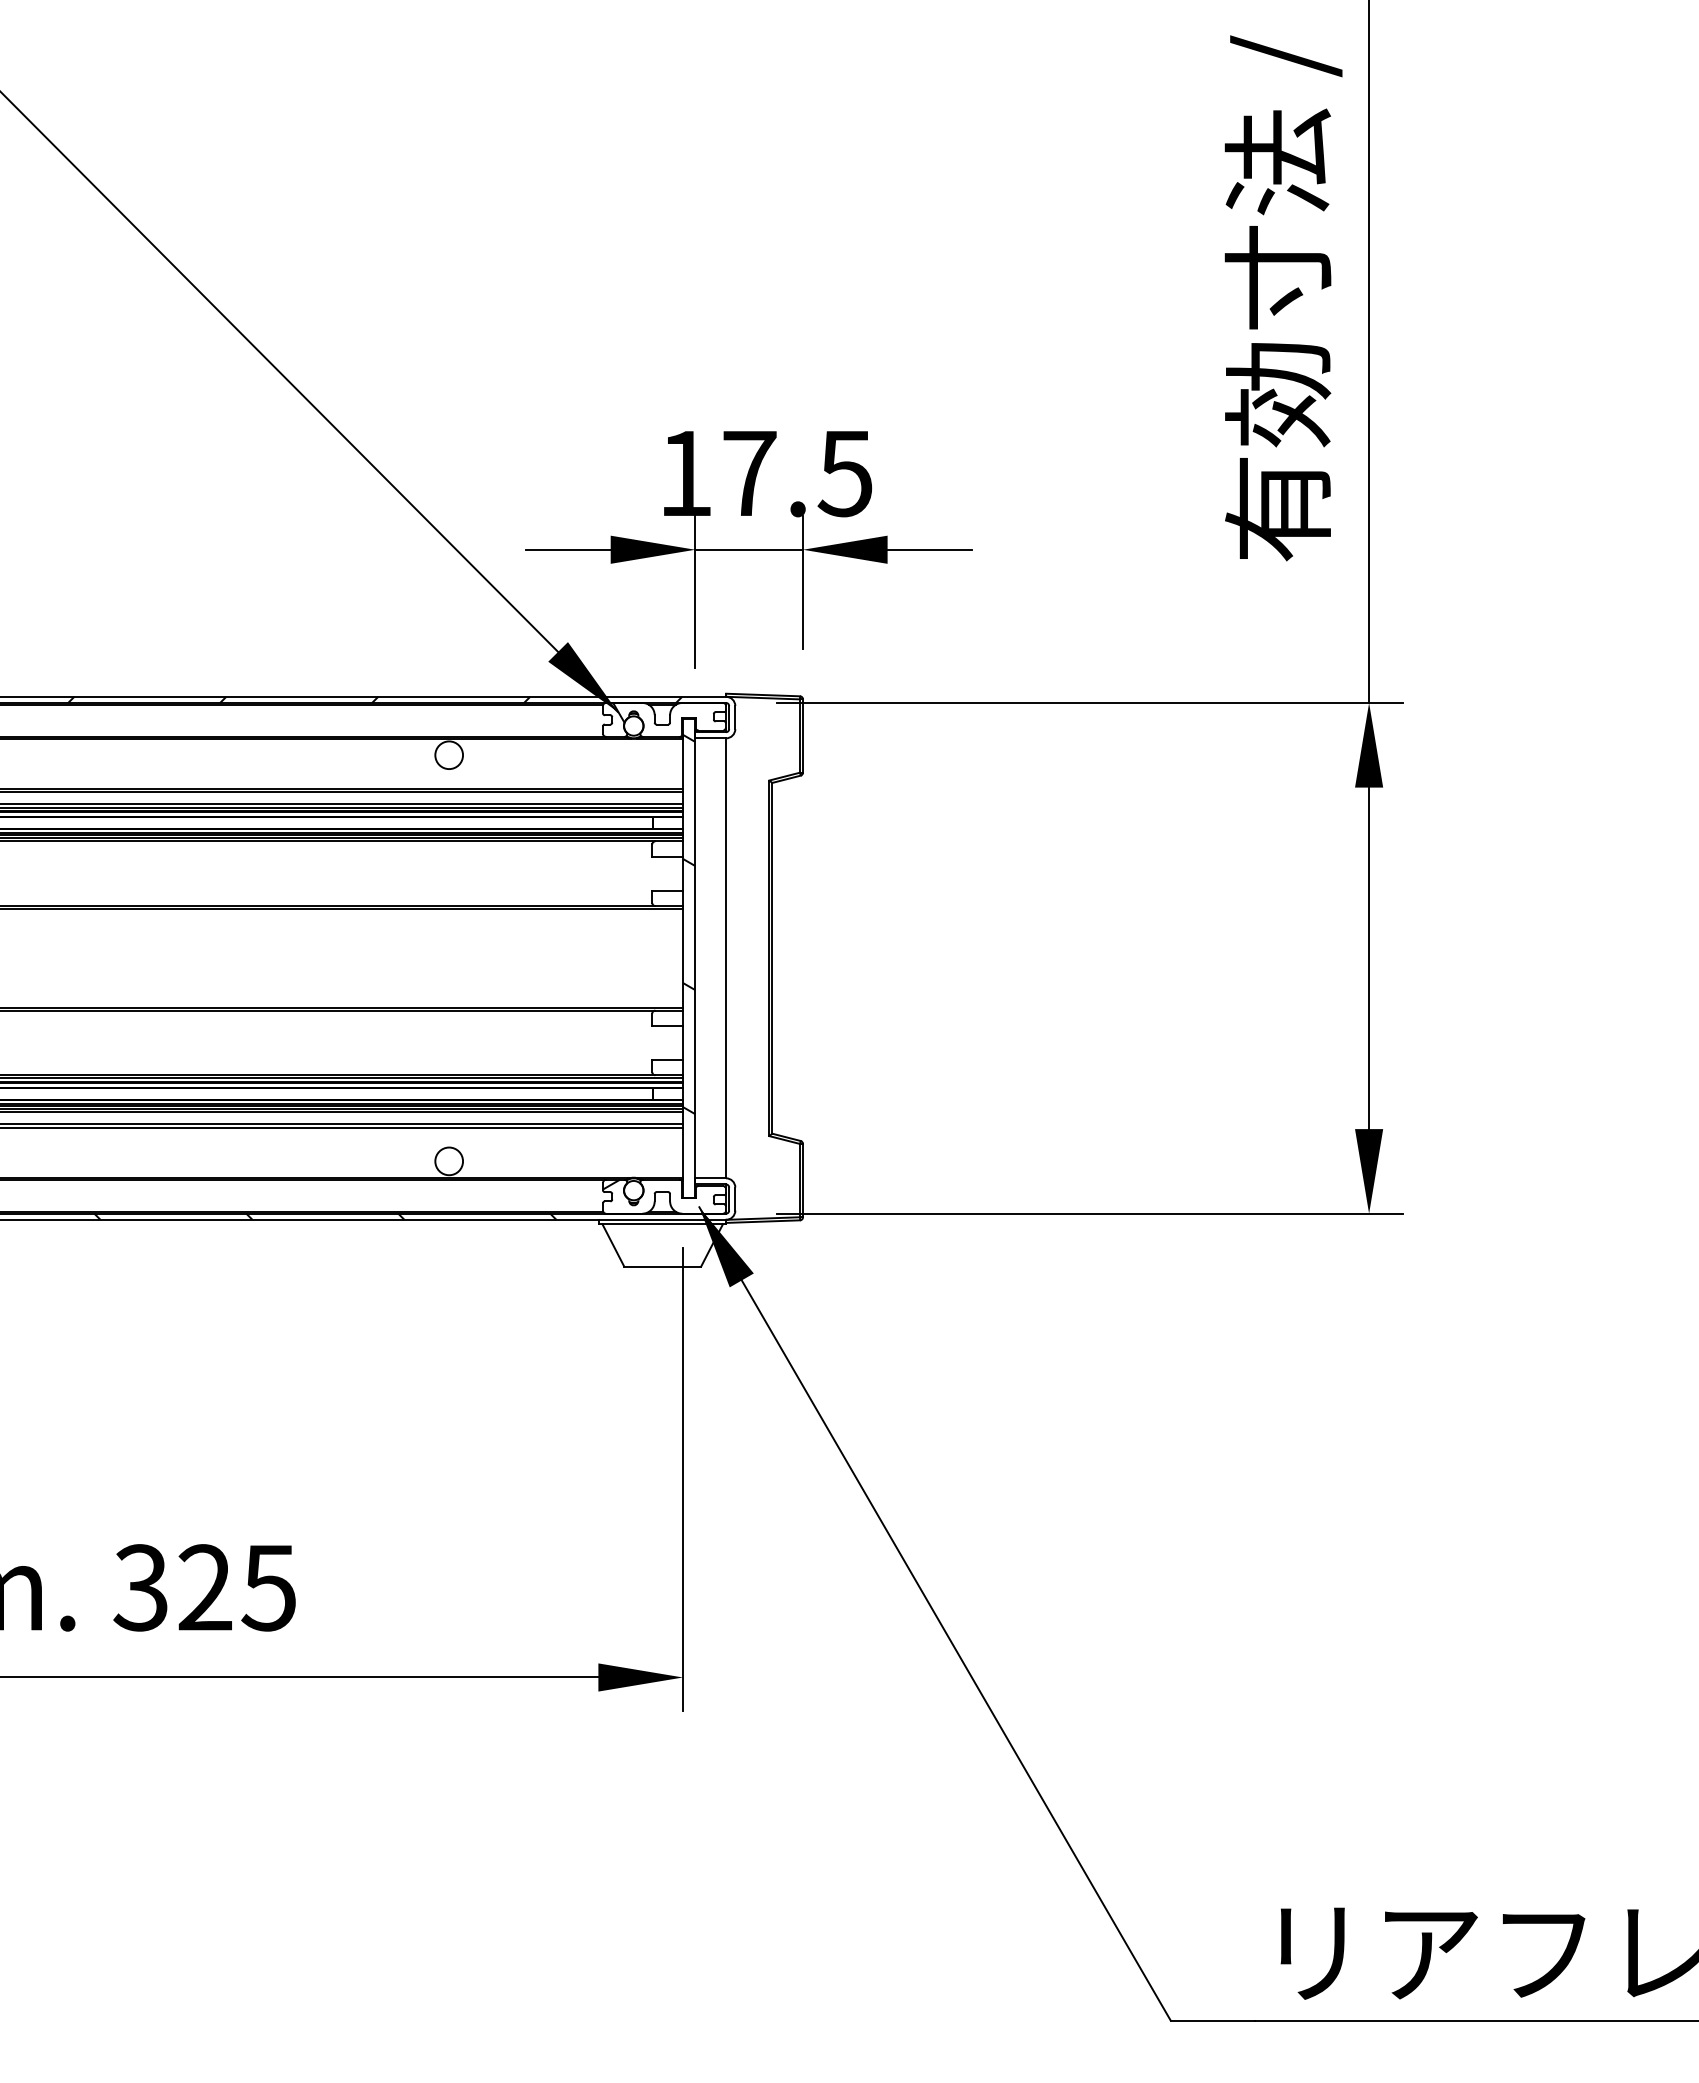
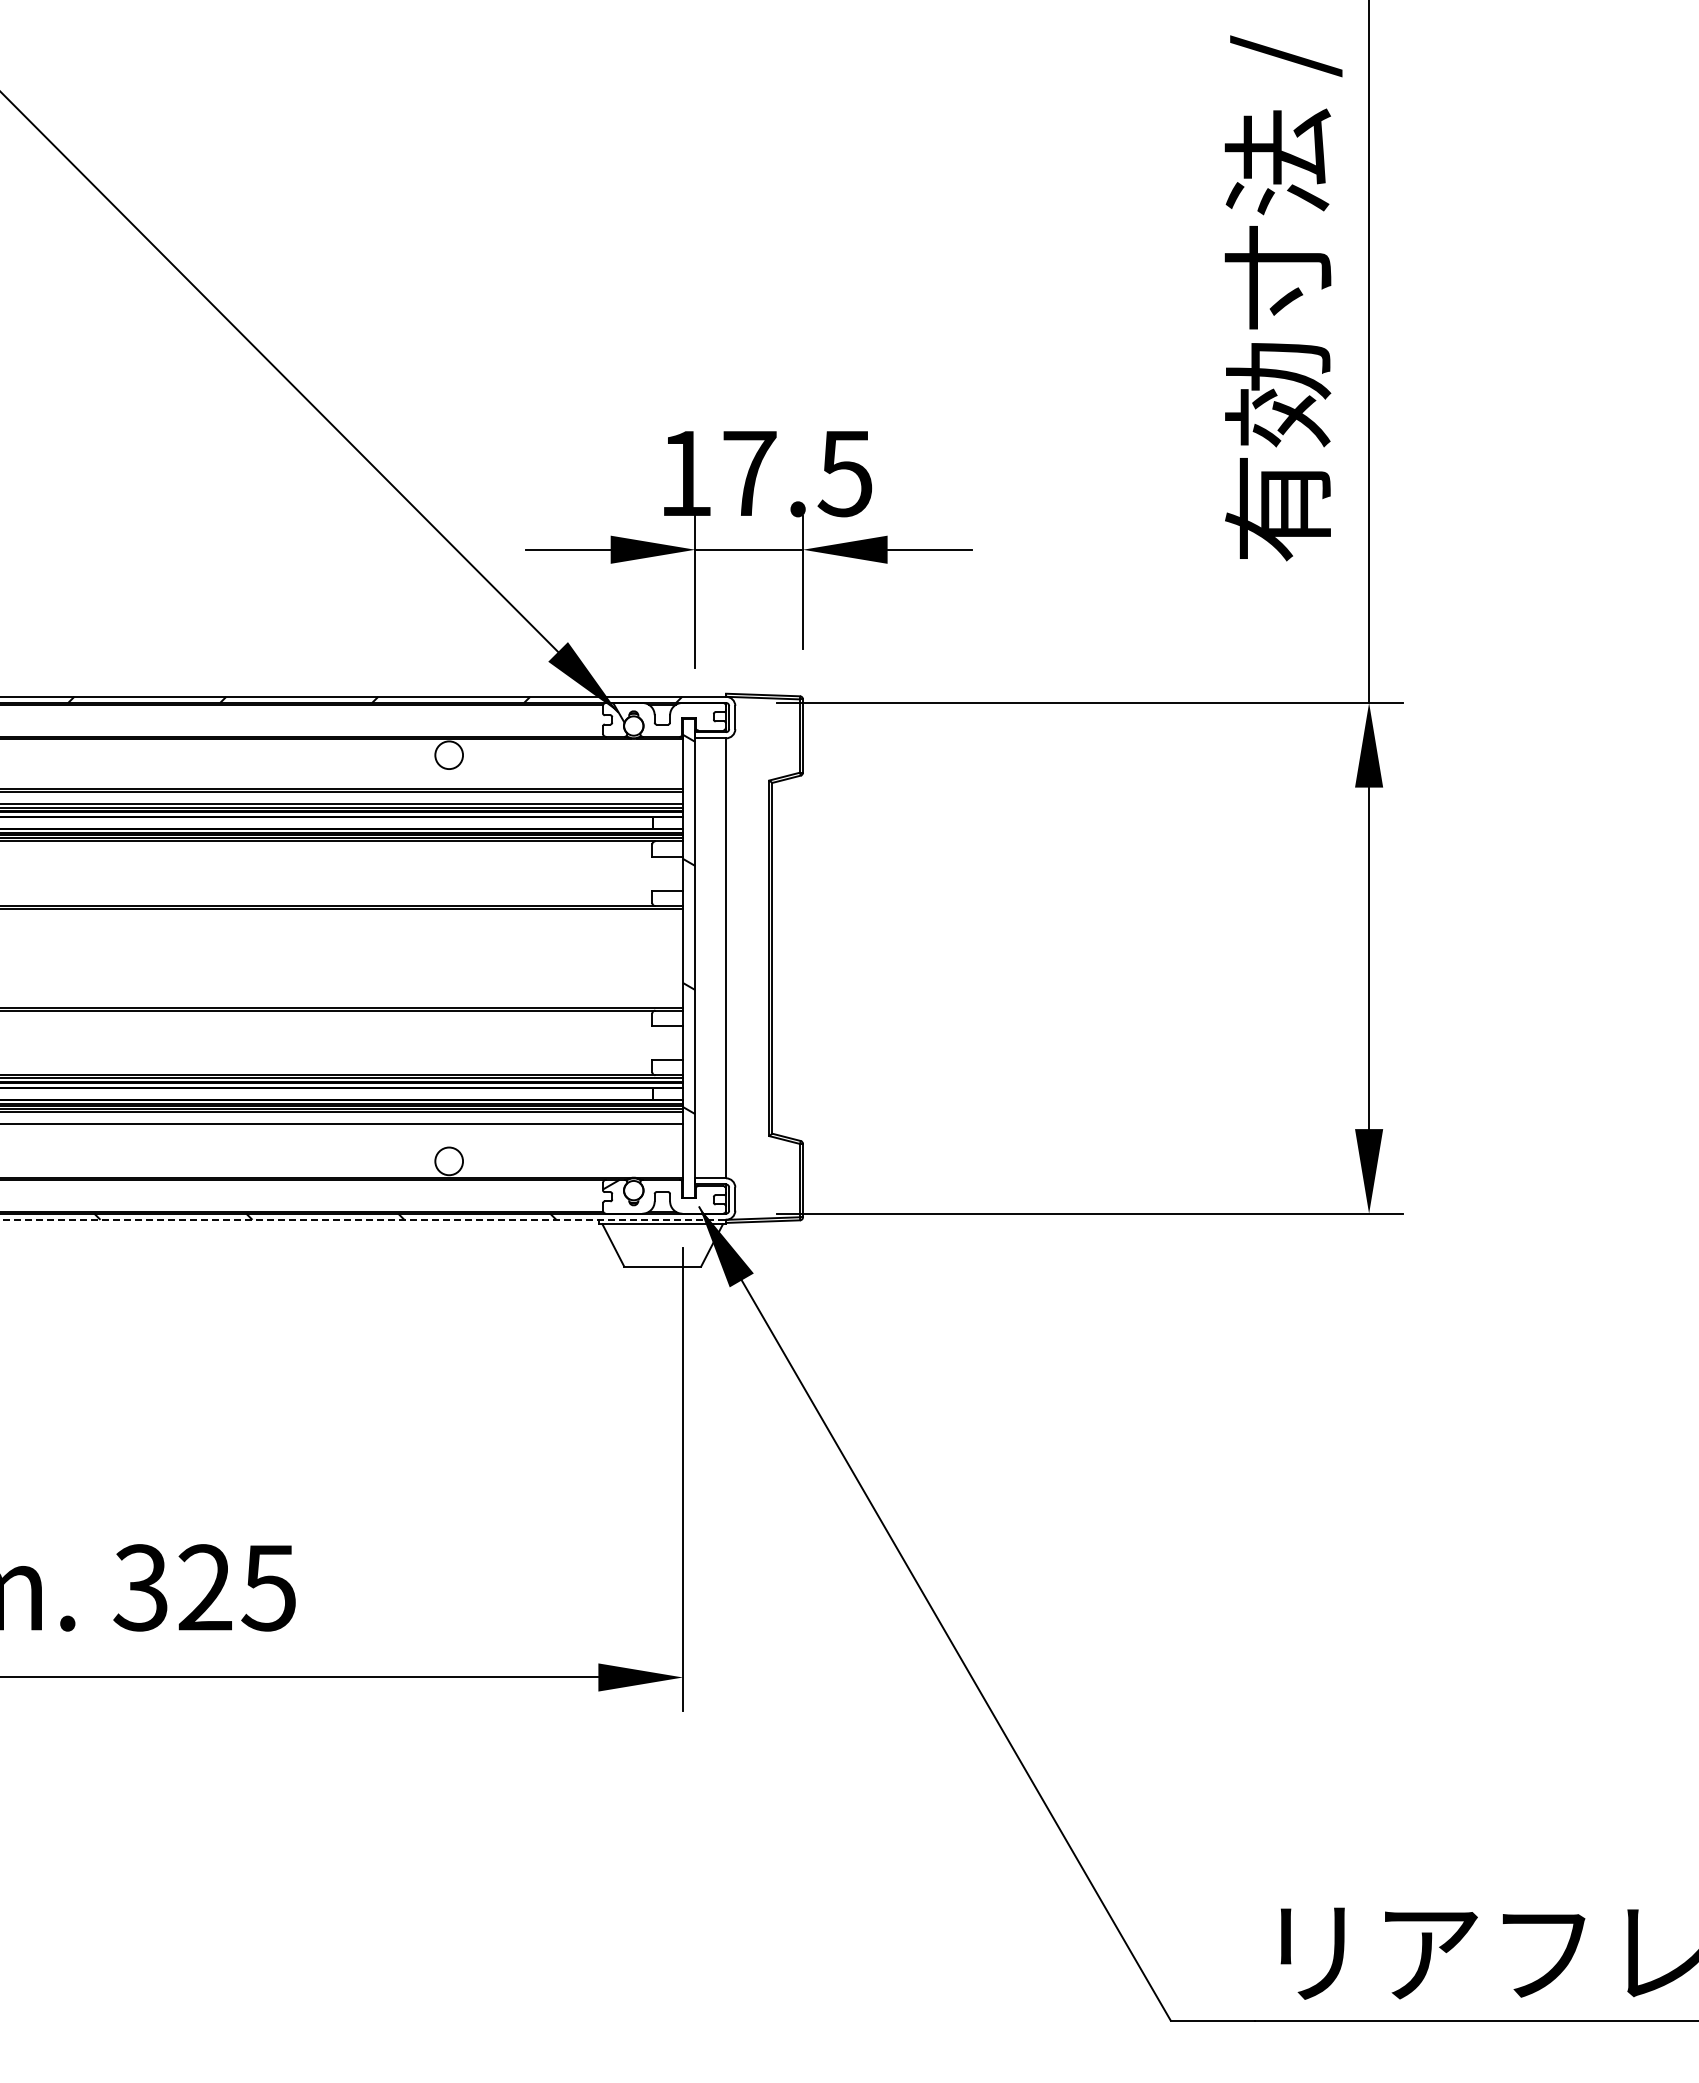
line: present -> none (342, 1127)
line: solid -> dashed (363, 1219)
